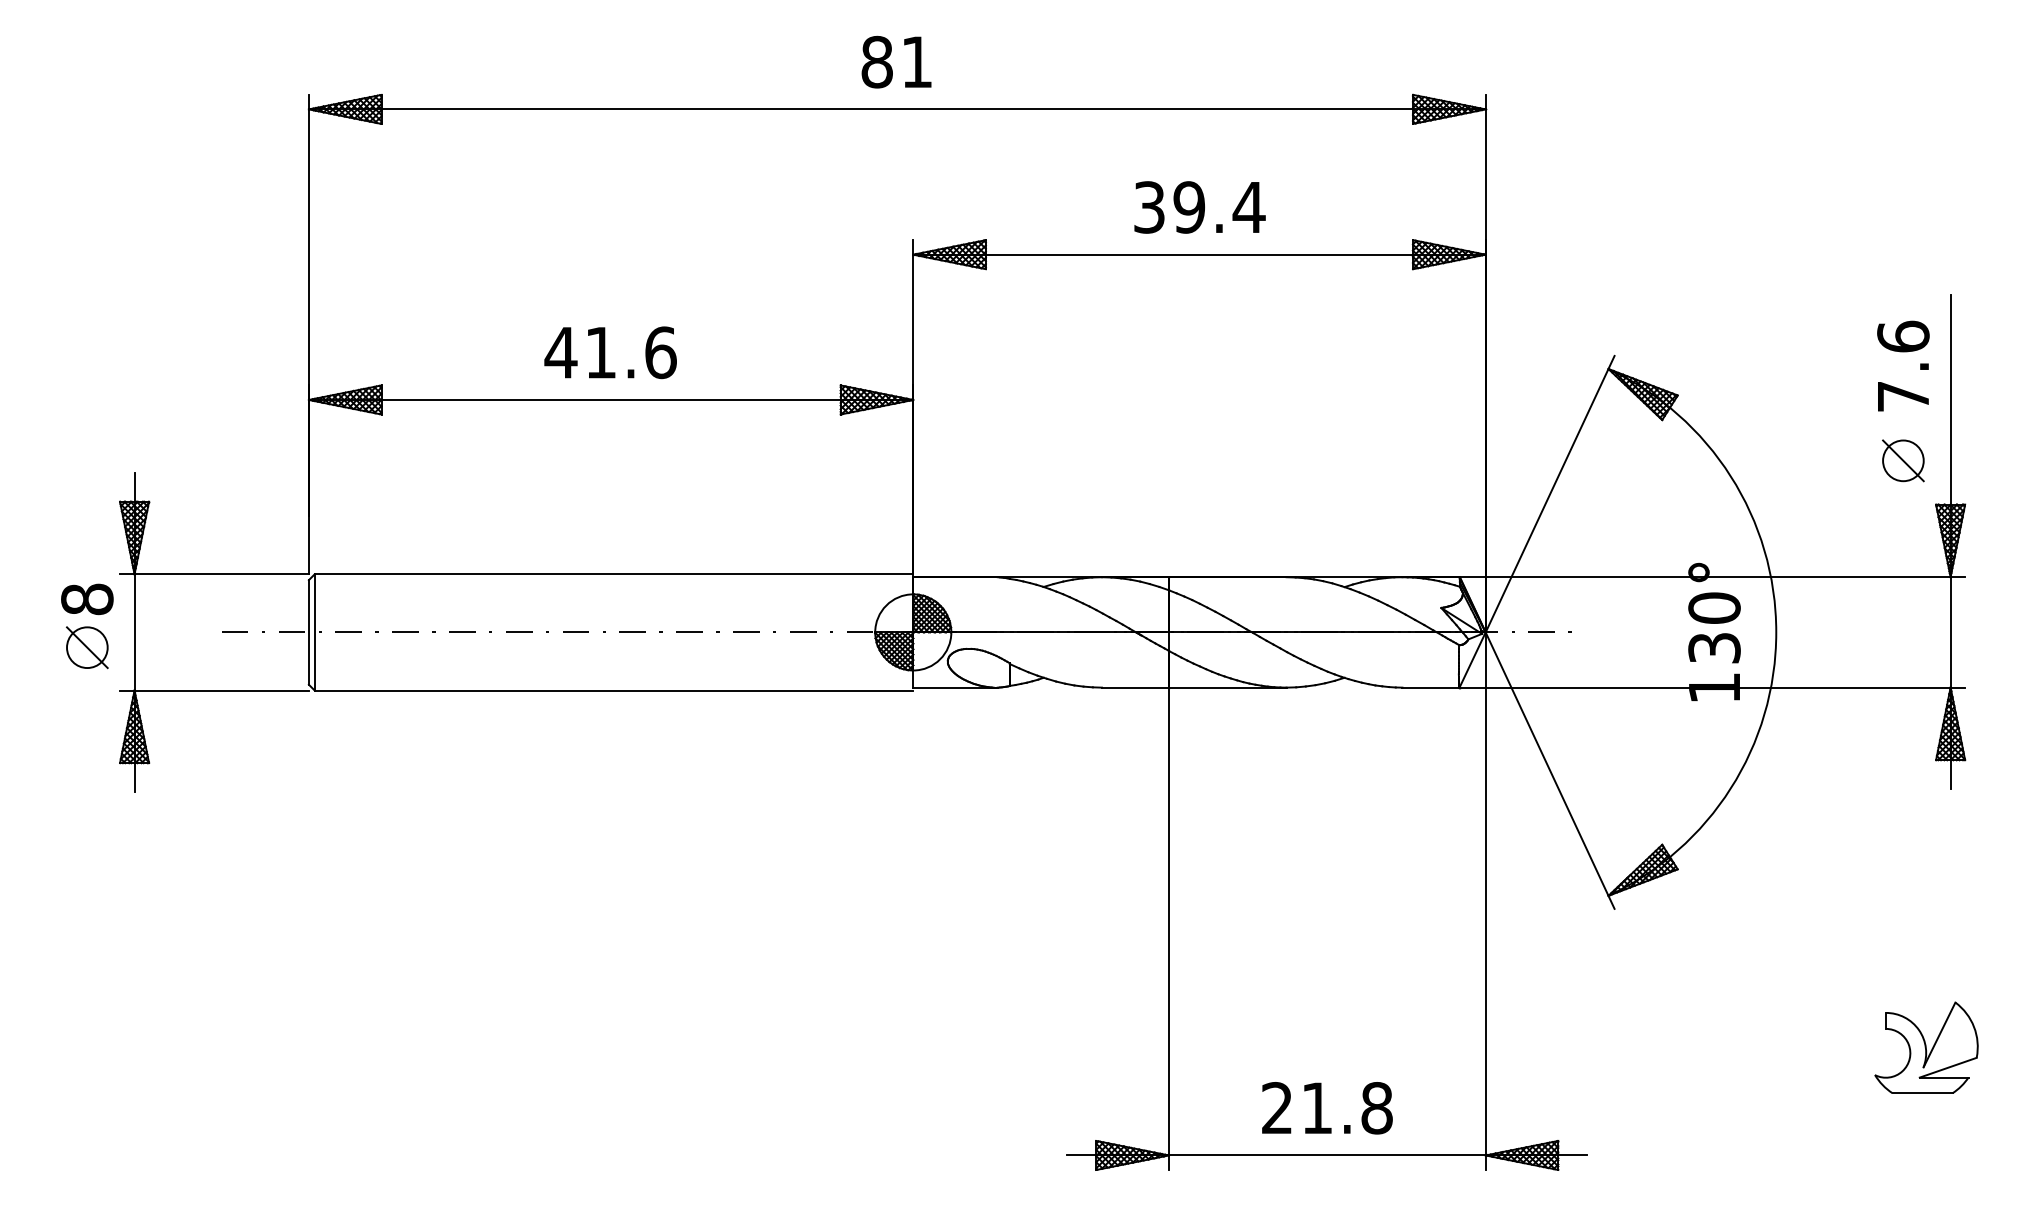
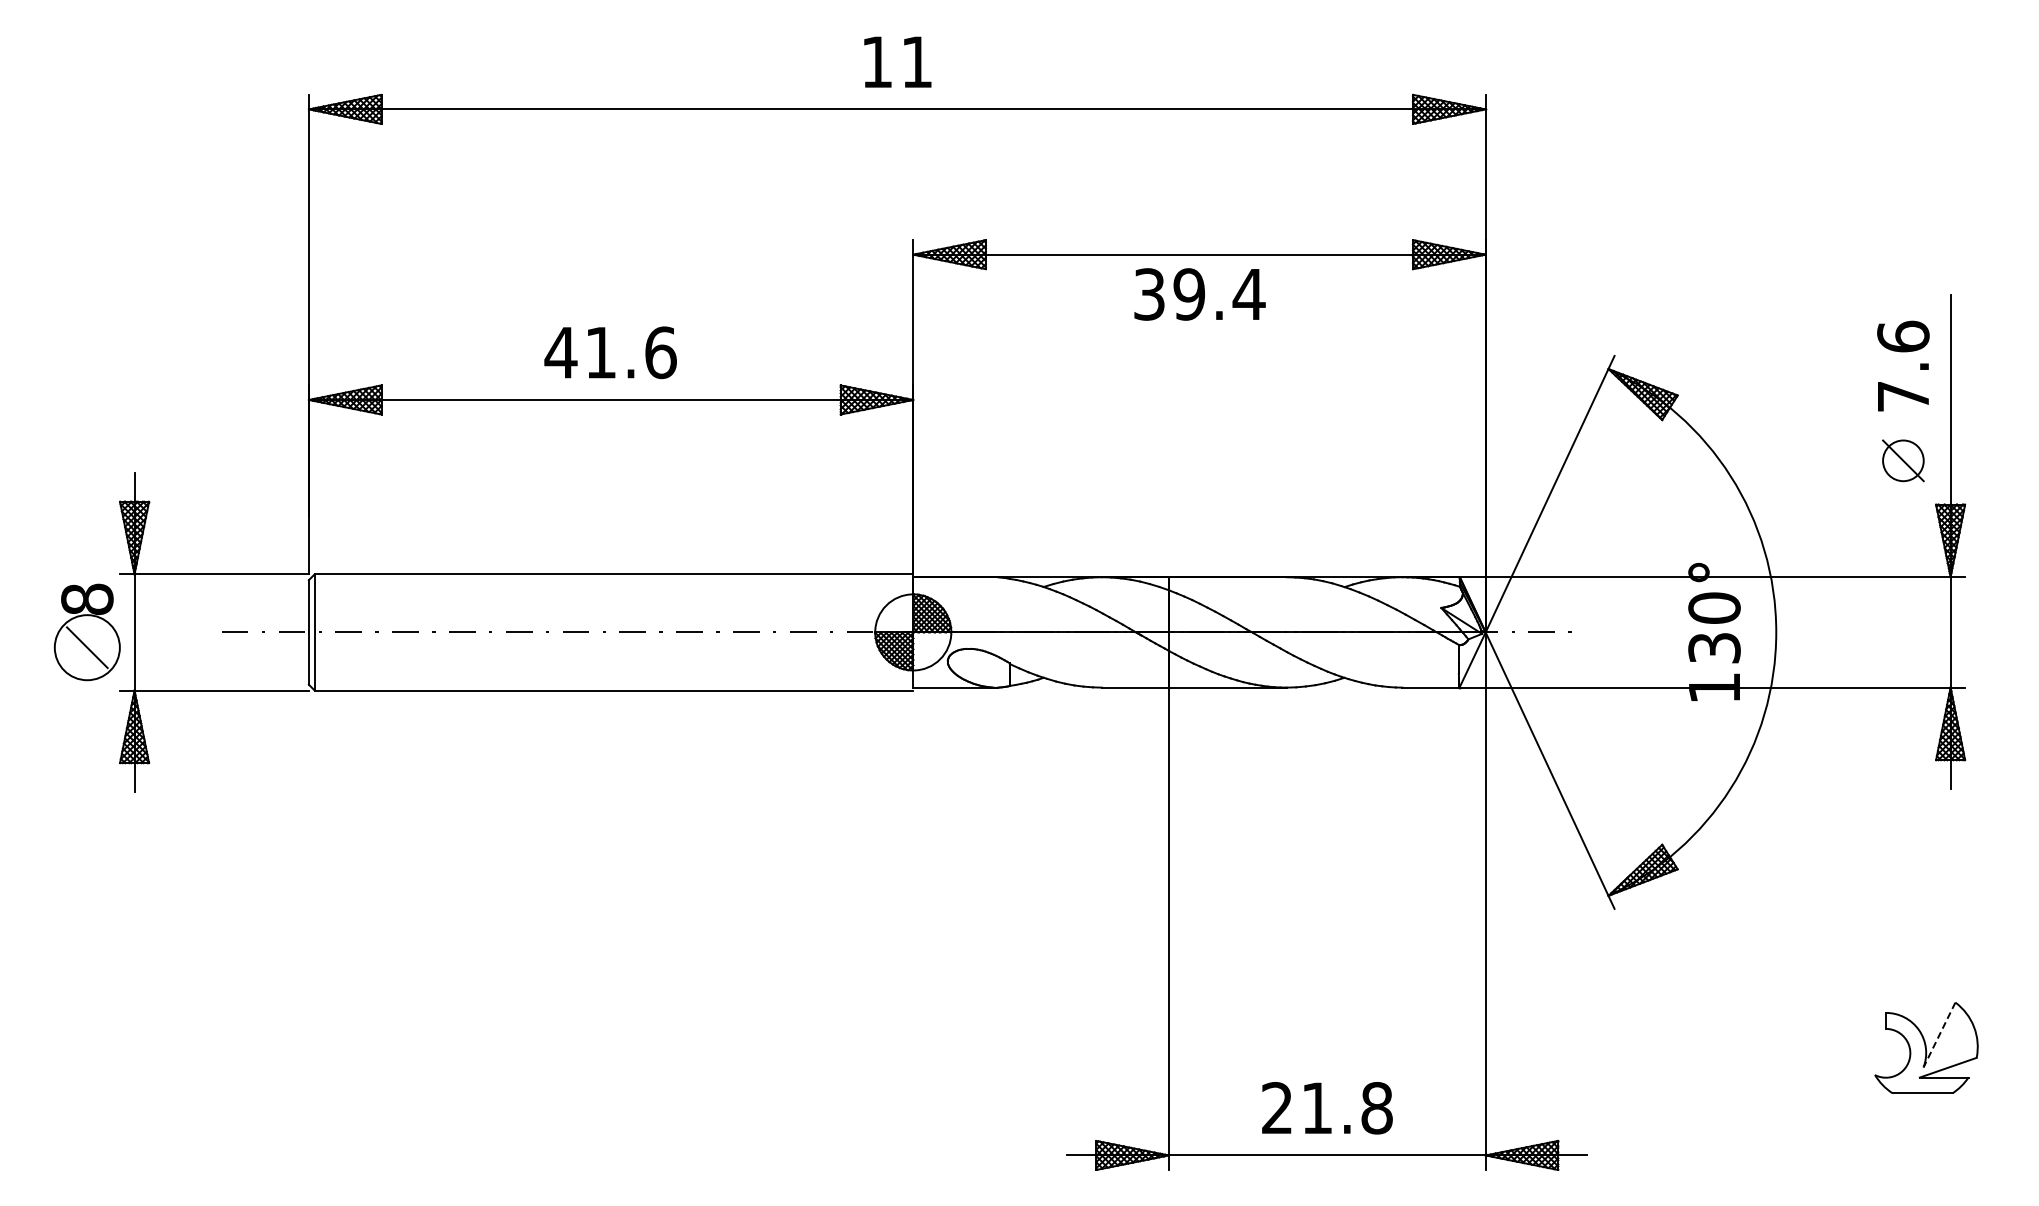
text: 81 -> 11 (876, 61)
text position: (1199, 207) -> (1199, 294) (1199, 294)
circle diameter: 41 px -> 65 px (86, 647)
line: solid -> dashed (1939, 1035)
